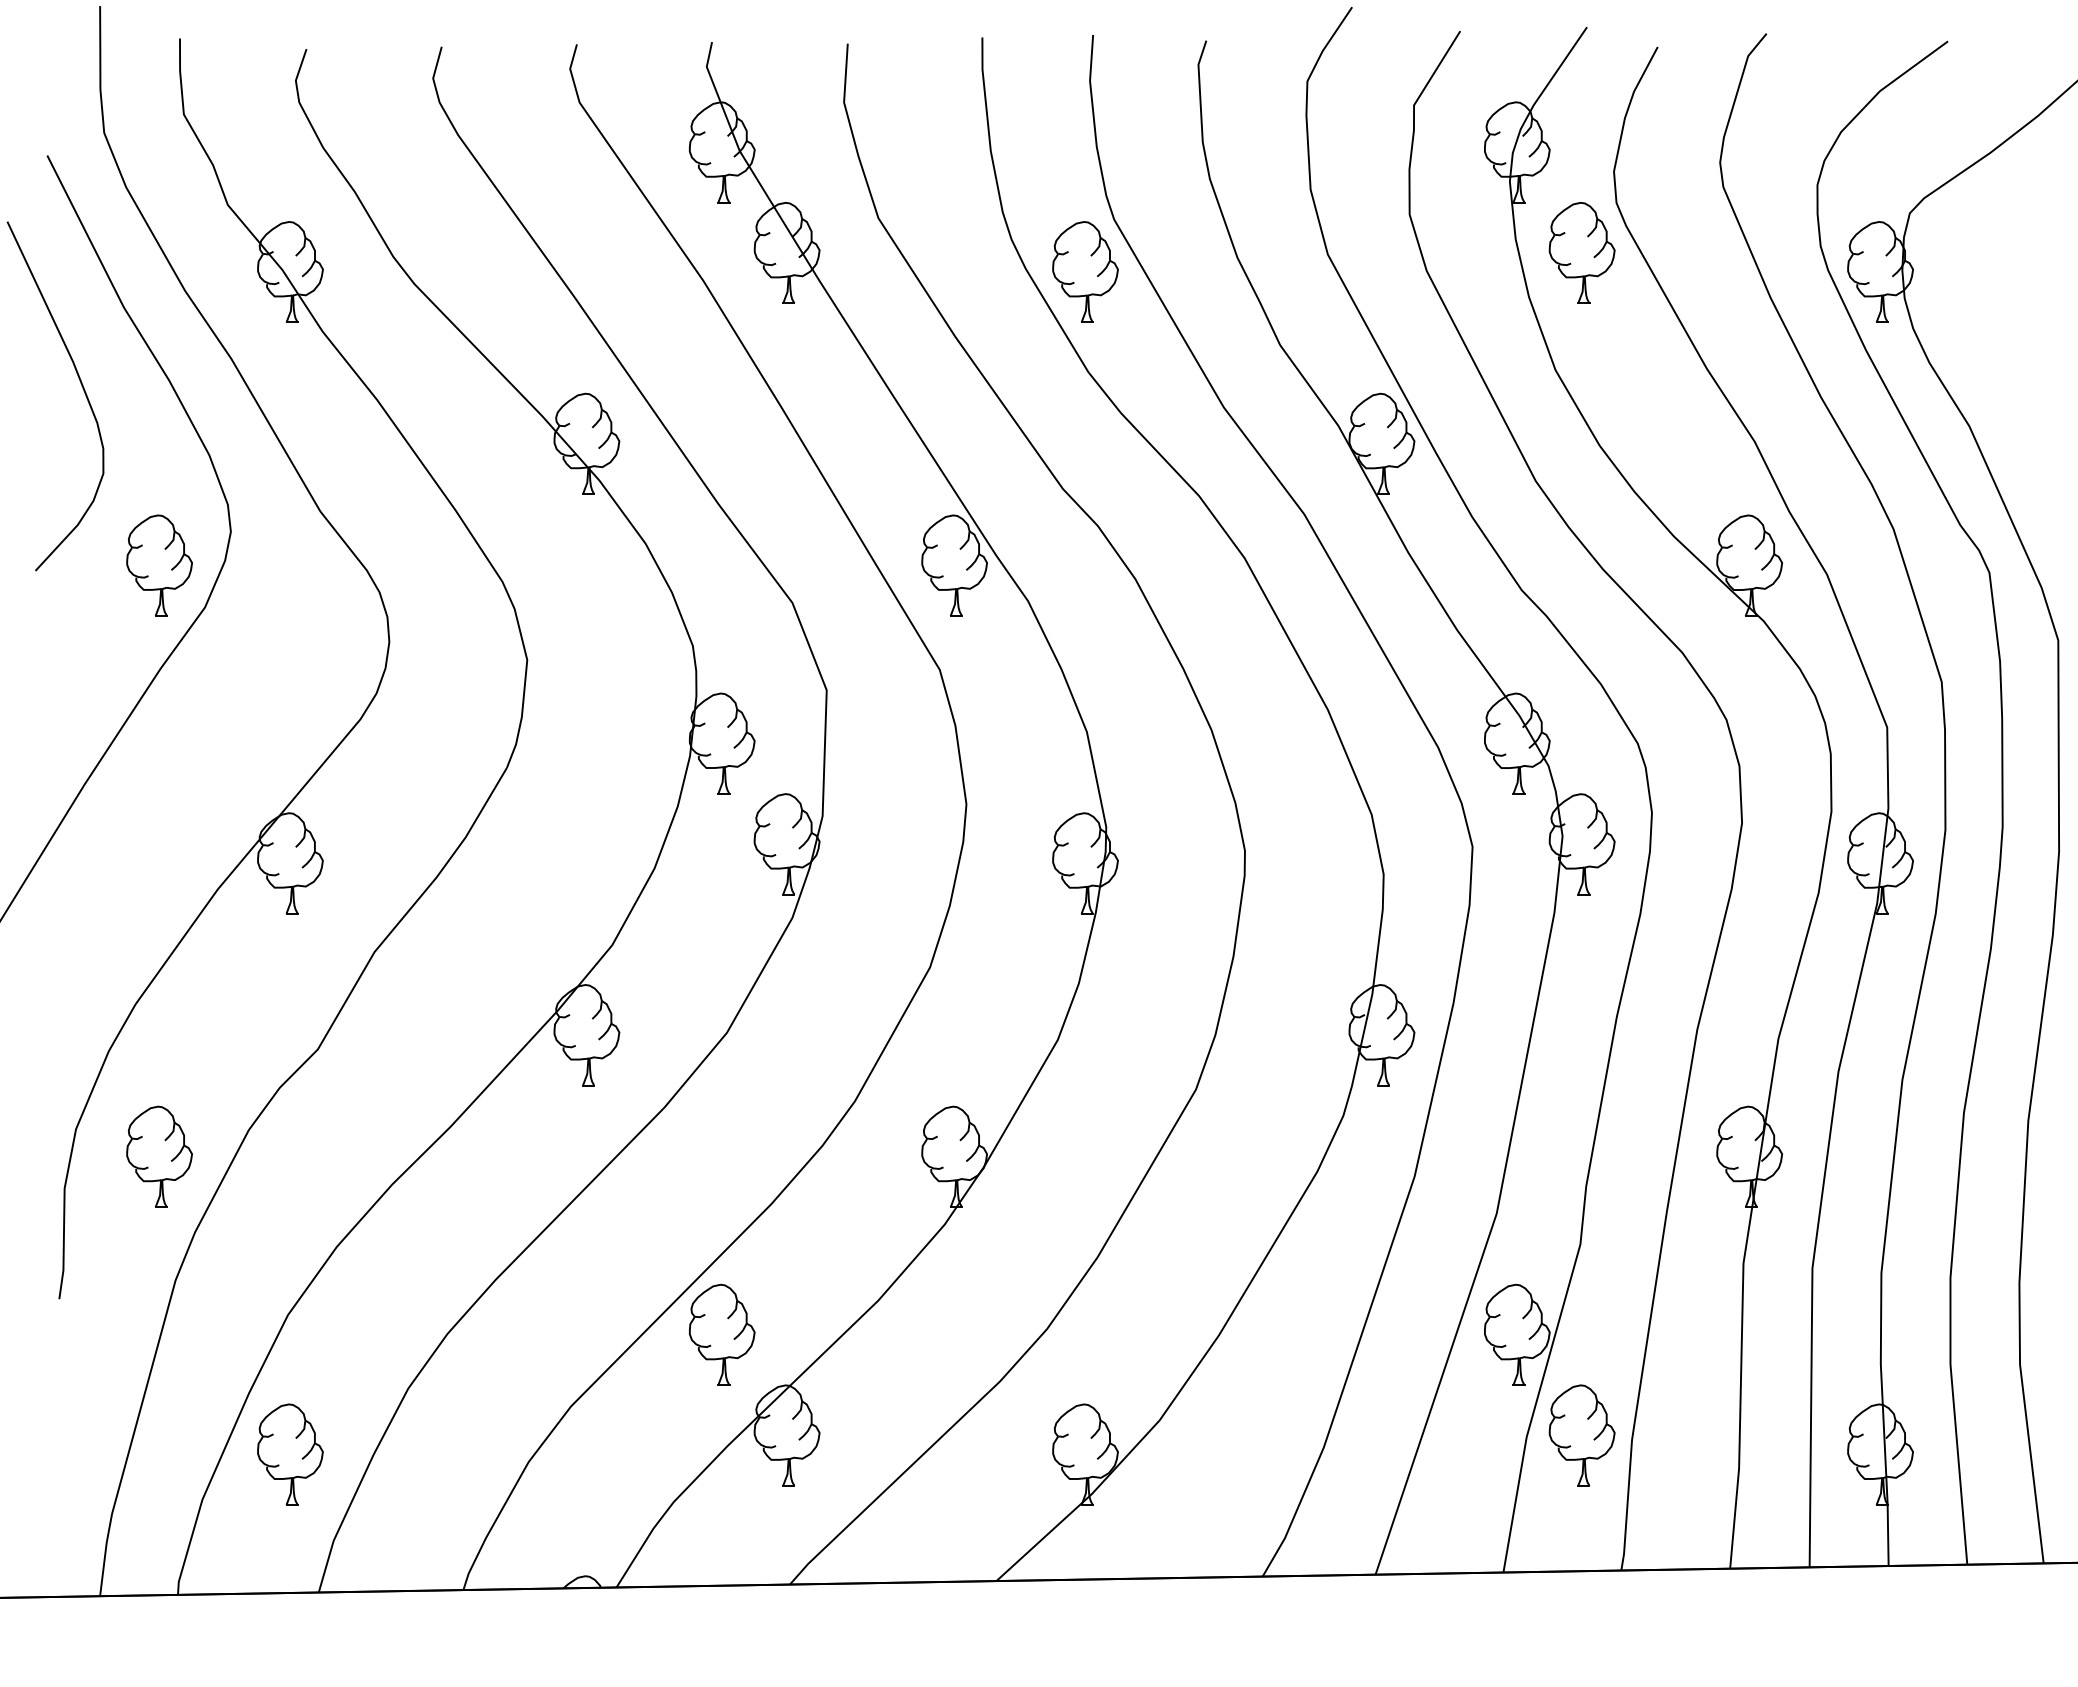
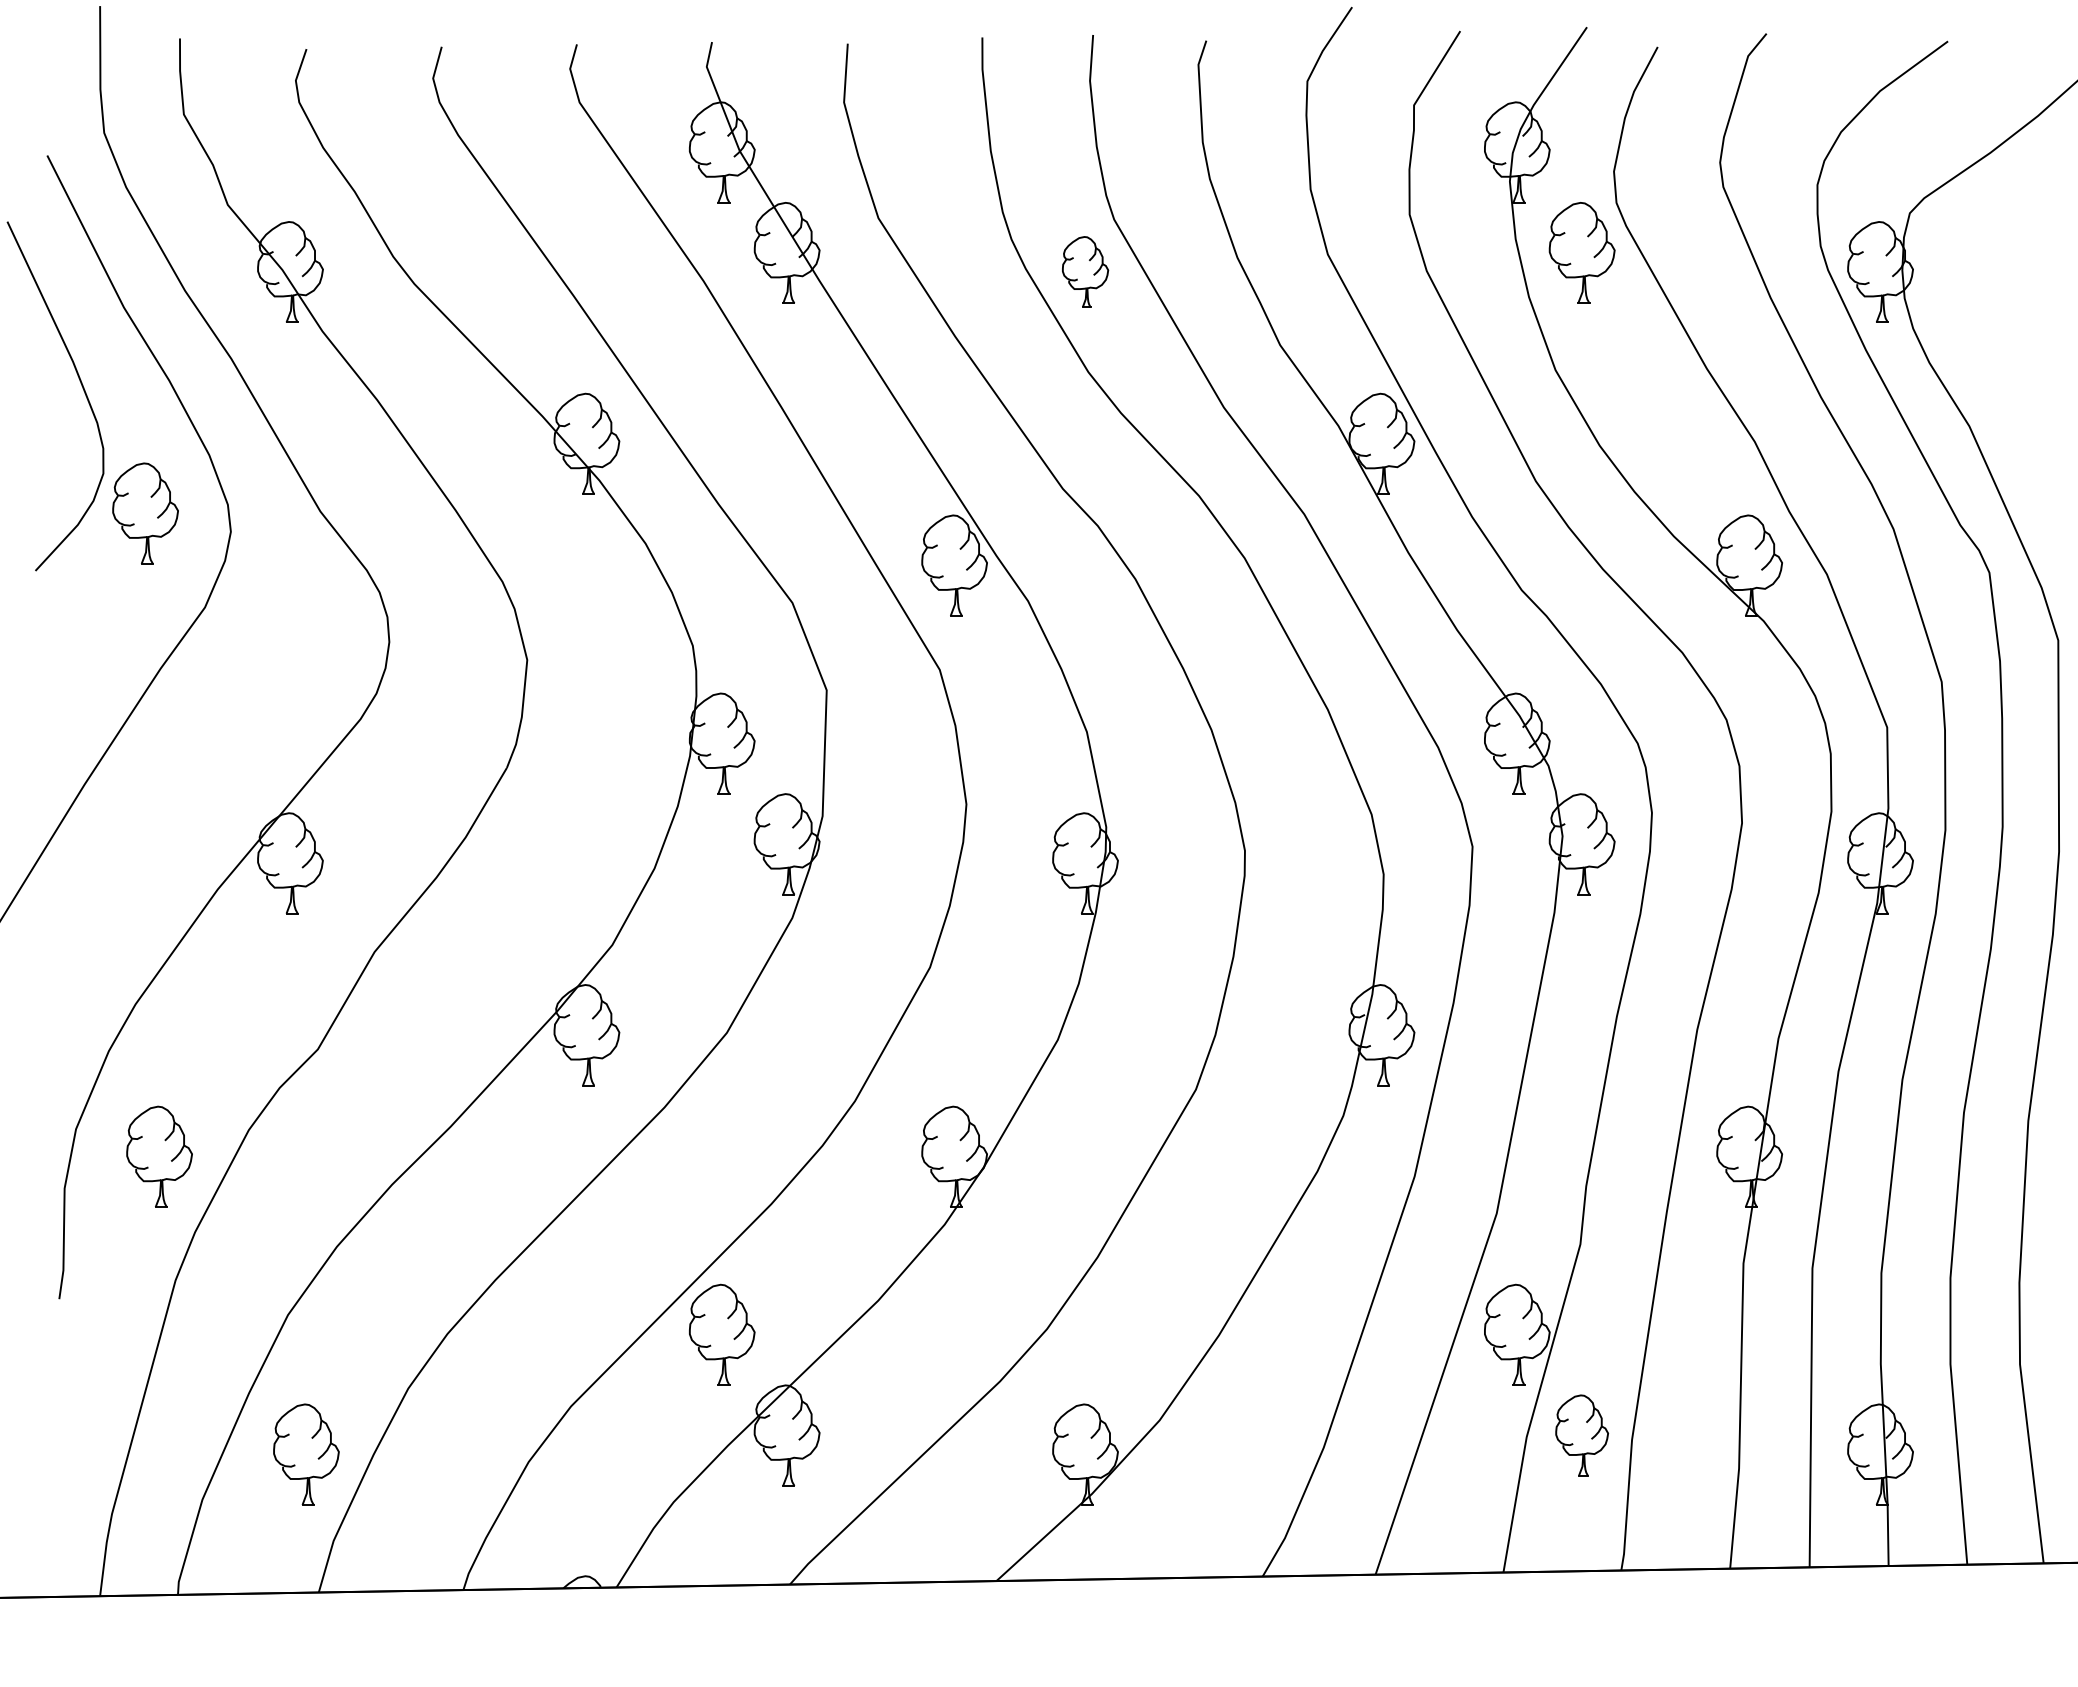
part size: 67x102 px -> 48x72 px (1085, 271)
part position: (159, 565) -> (145, 513) (145, 513)
part size: 68x103 px -> 54x83 px (1581, 1435)
part position: (290, 1454) -> (306, 1454) (306, 1454)
